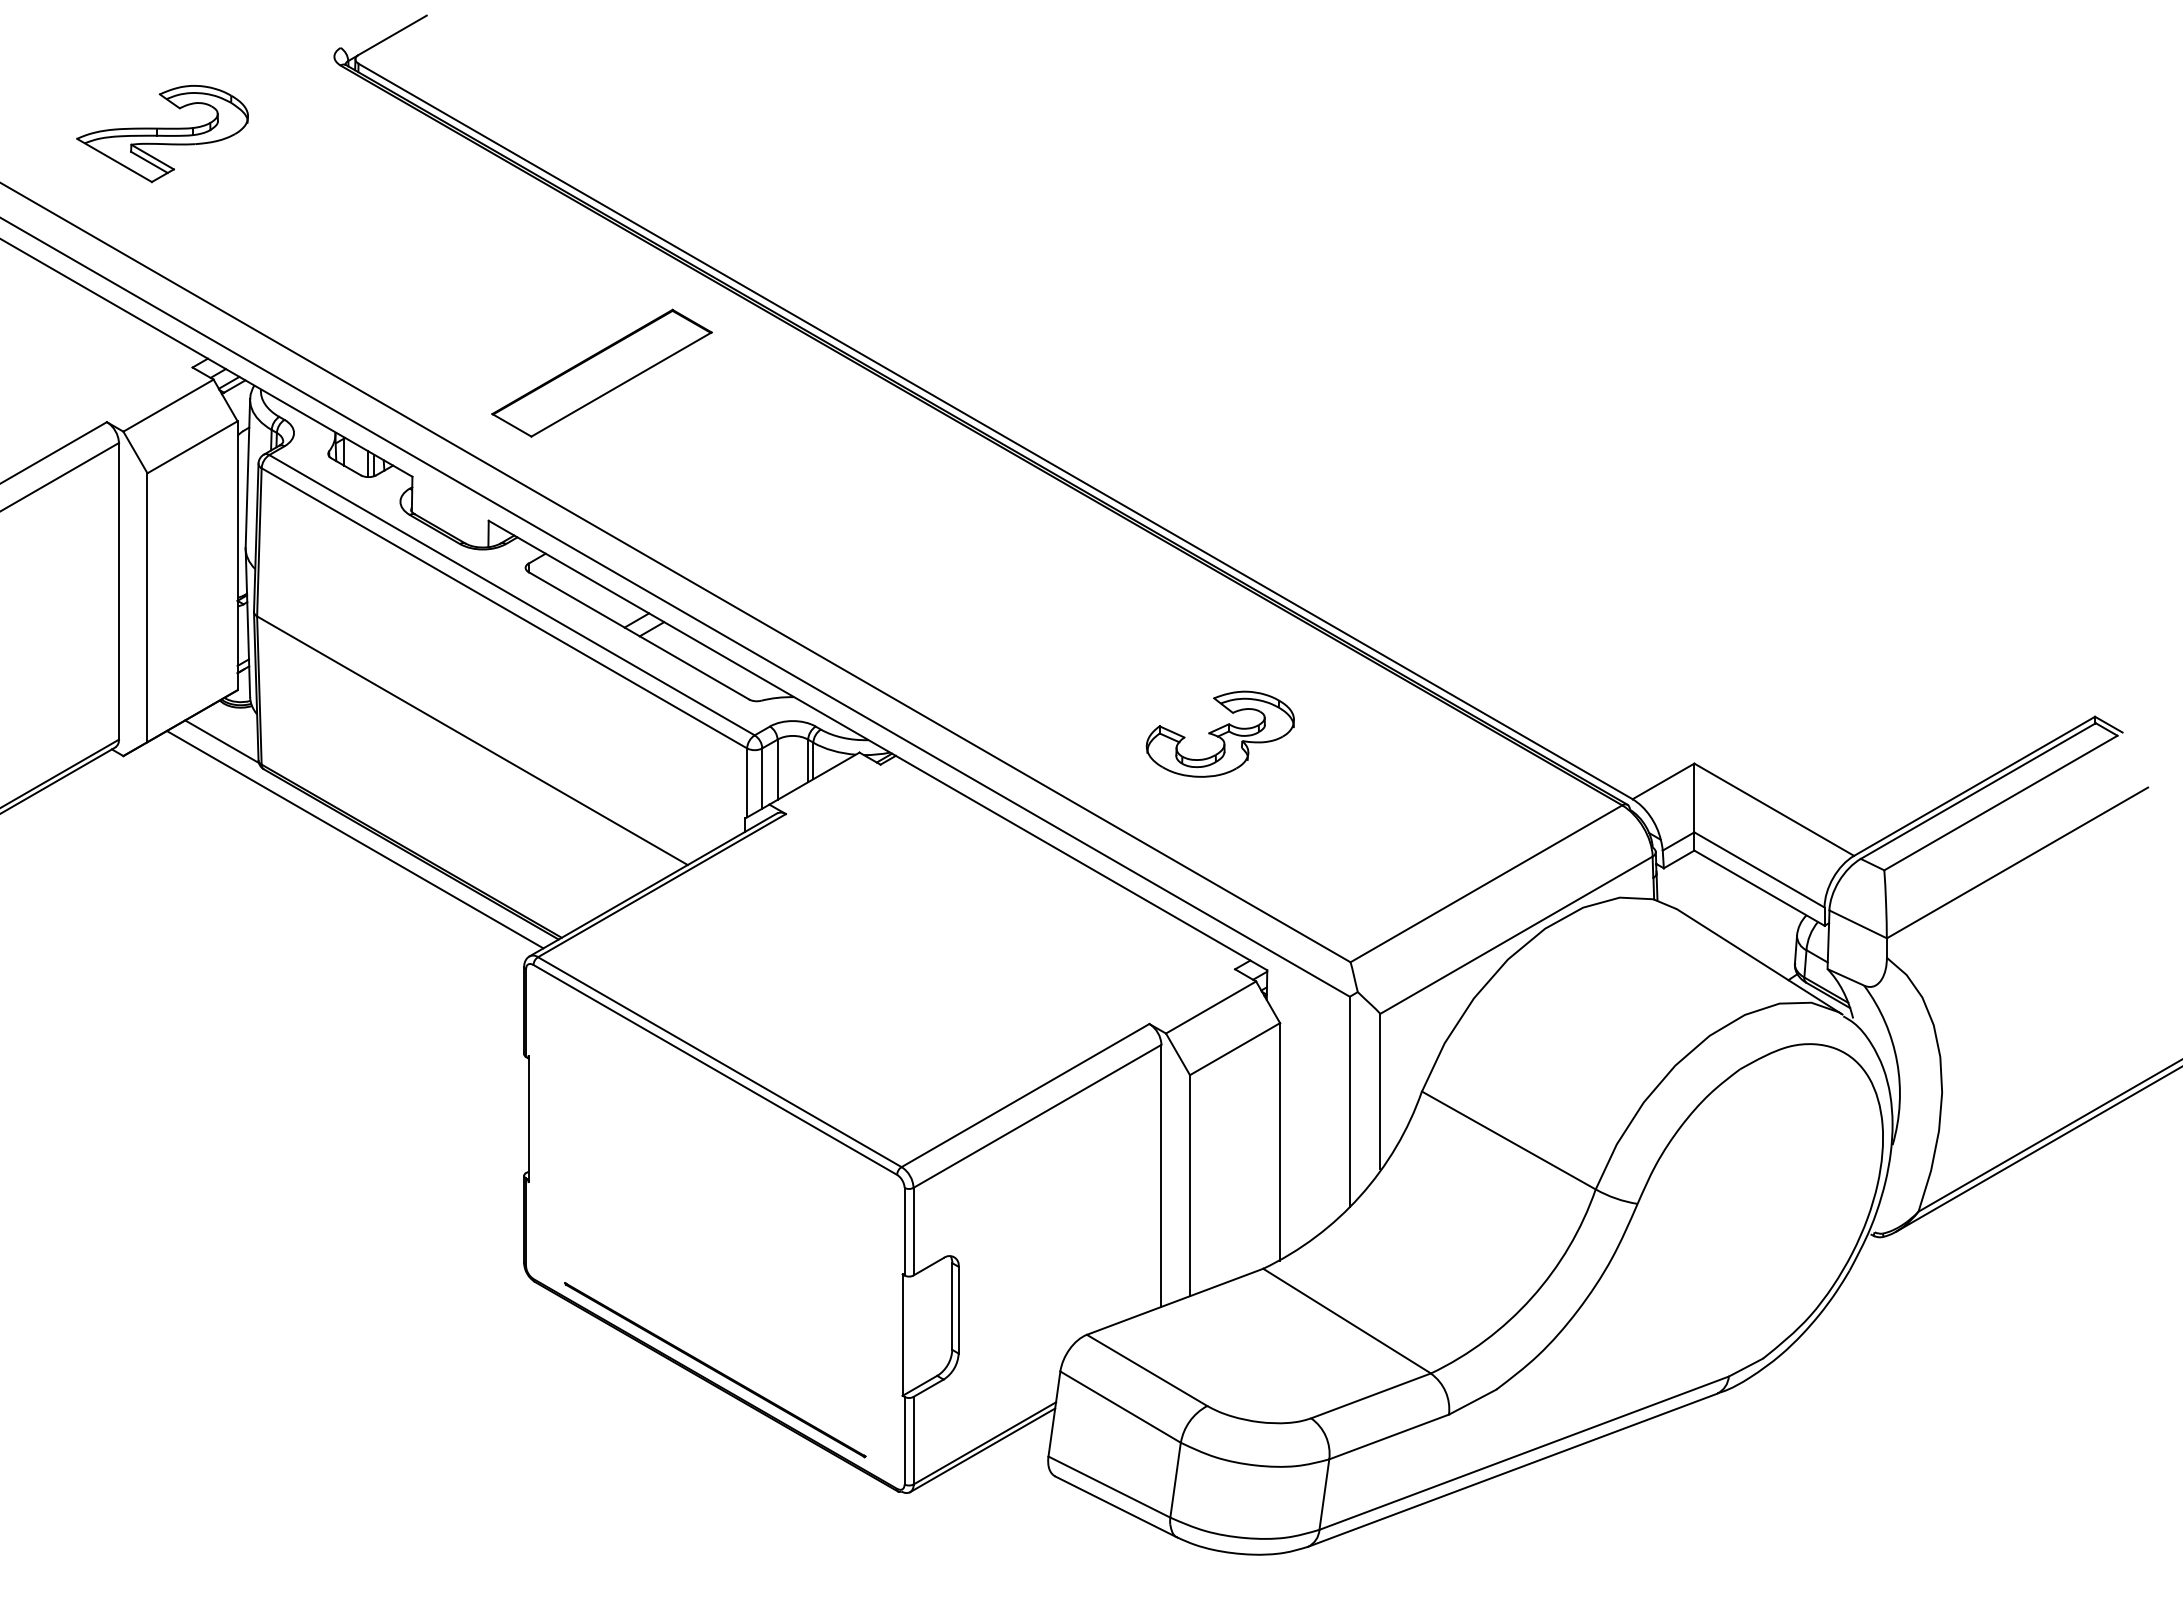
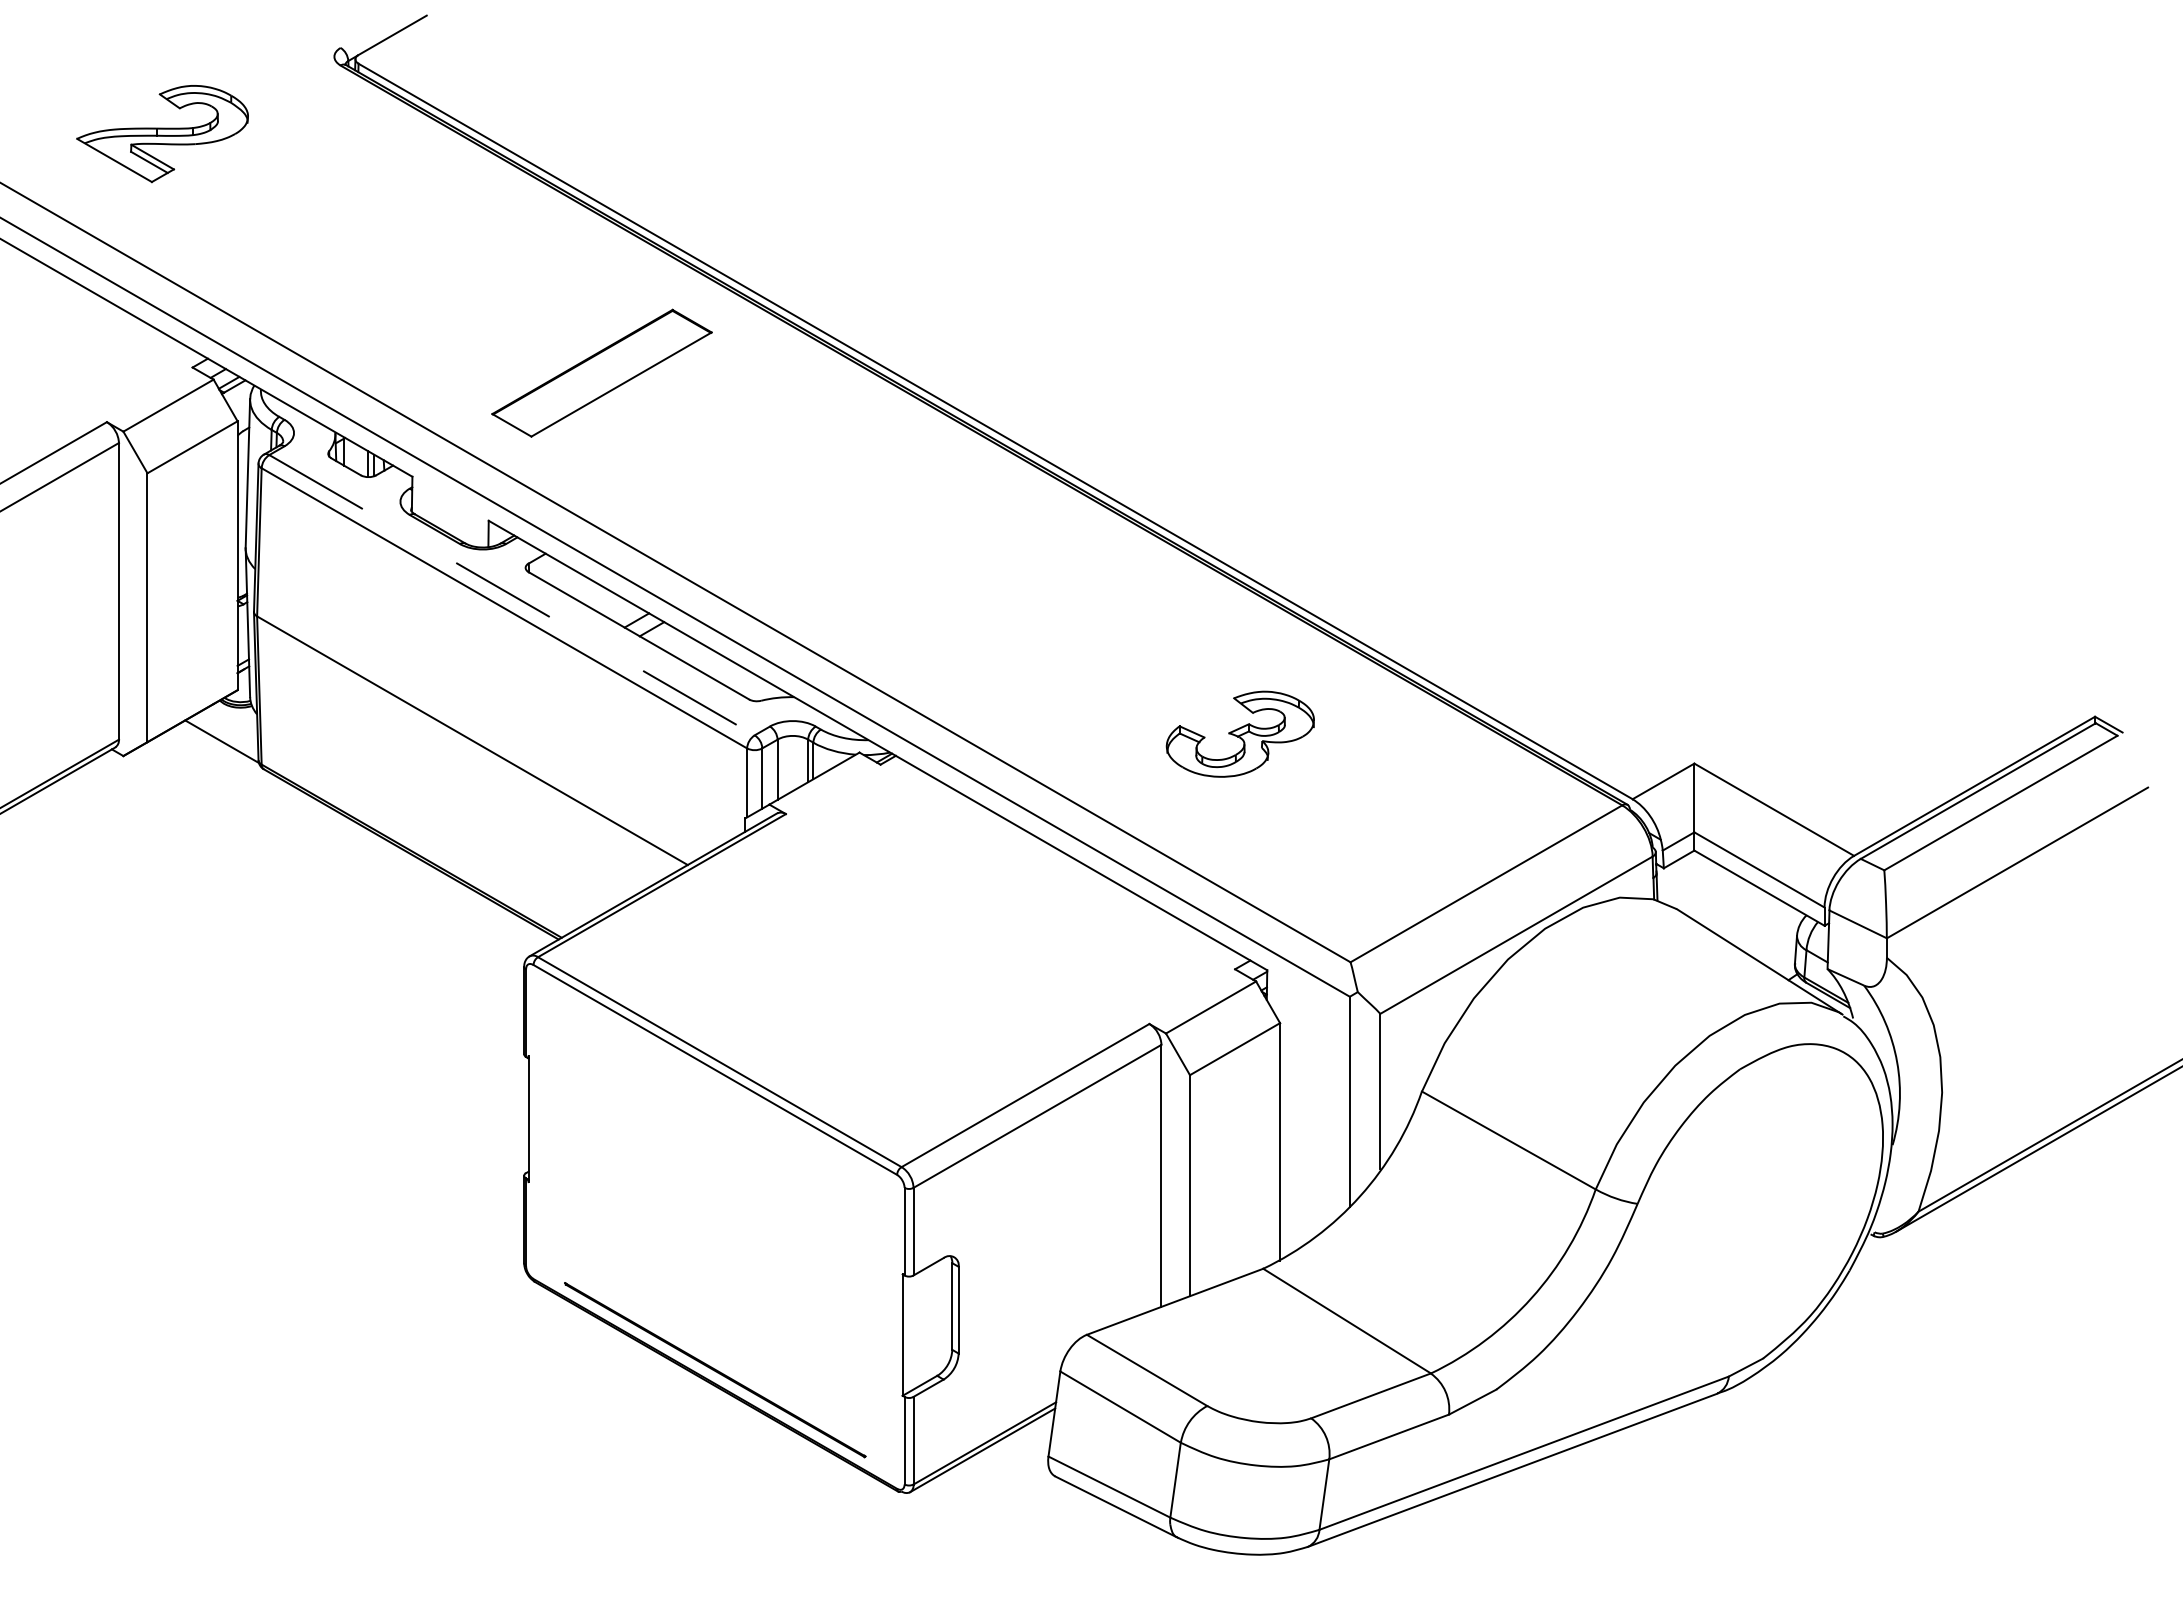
line: solid -> dashed (512, 595)
part position: (1219, 733) -> (1239, 733) (1239, 733)
line: present -> none (354, 839)
